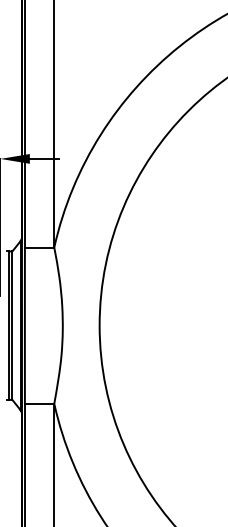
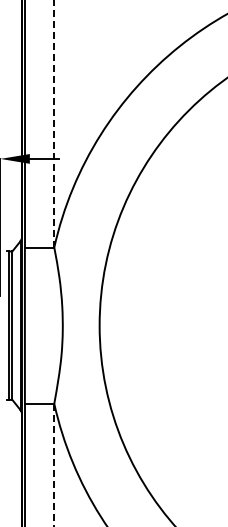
line: solid -> dashed (54, 124)
line: solid -> dashed (54, 465)
